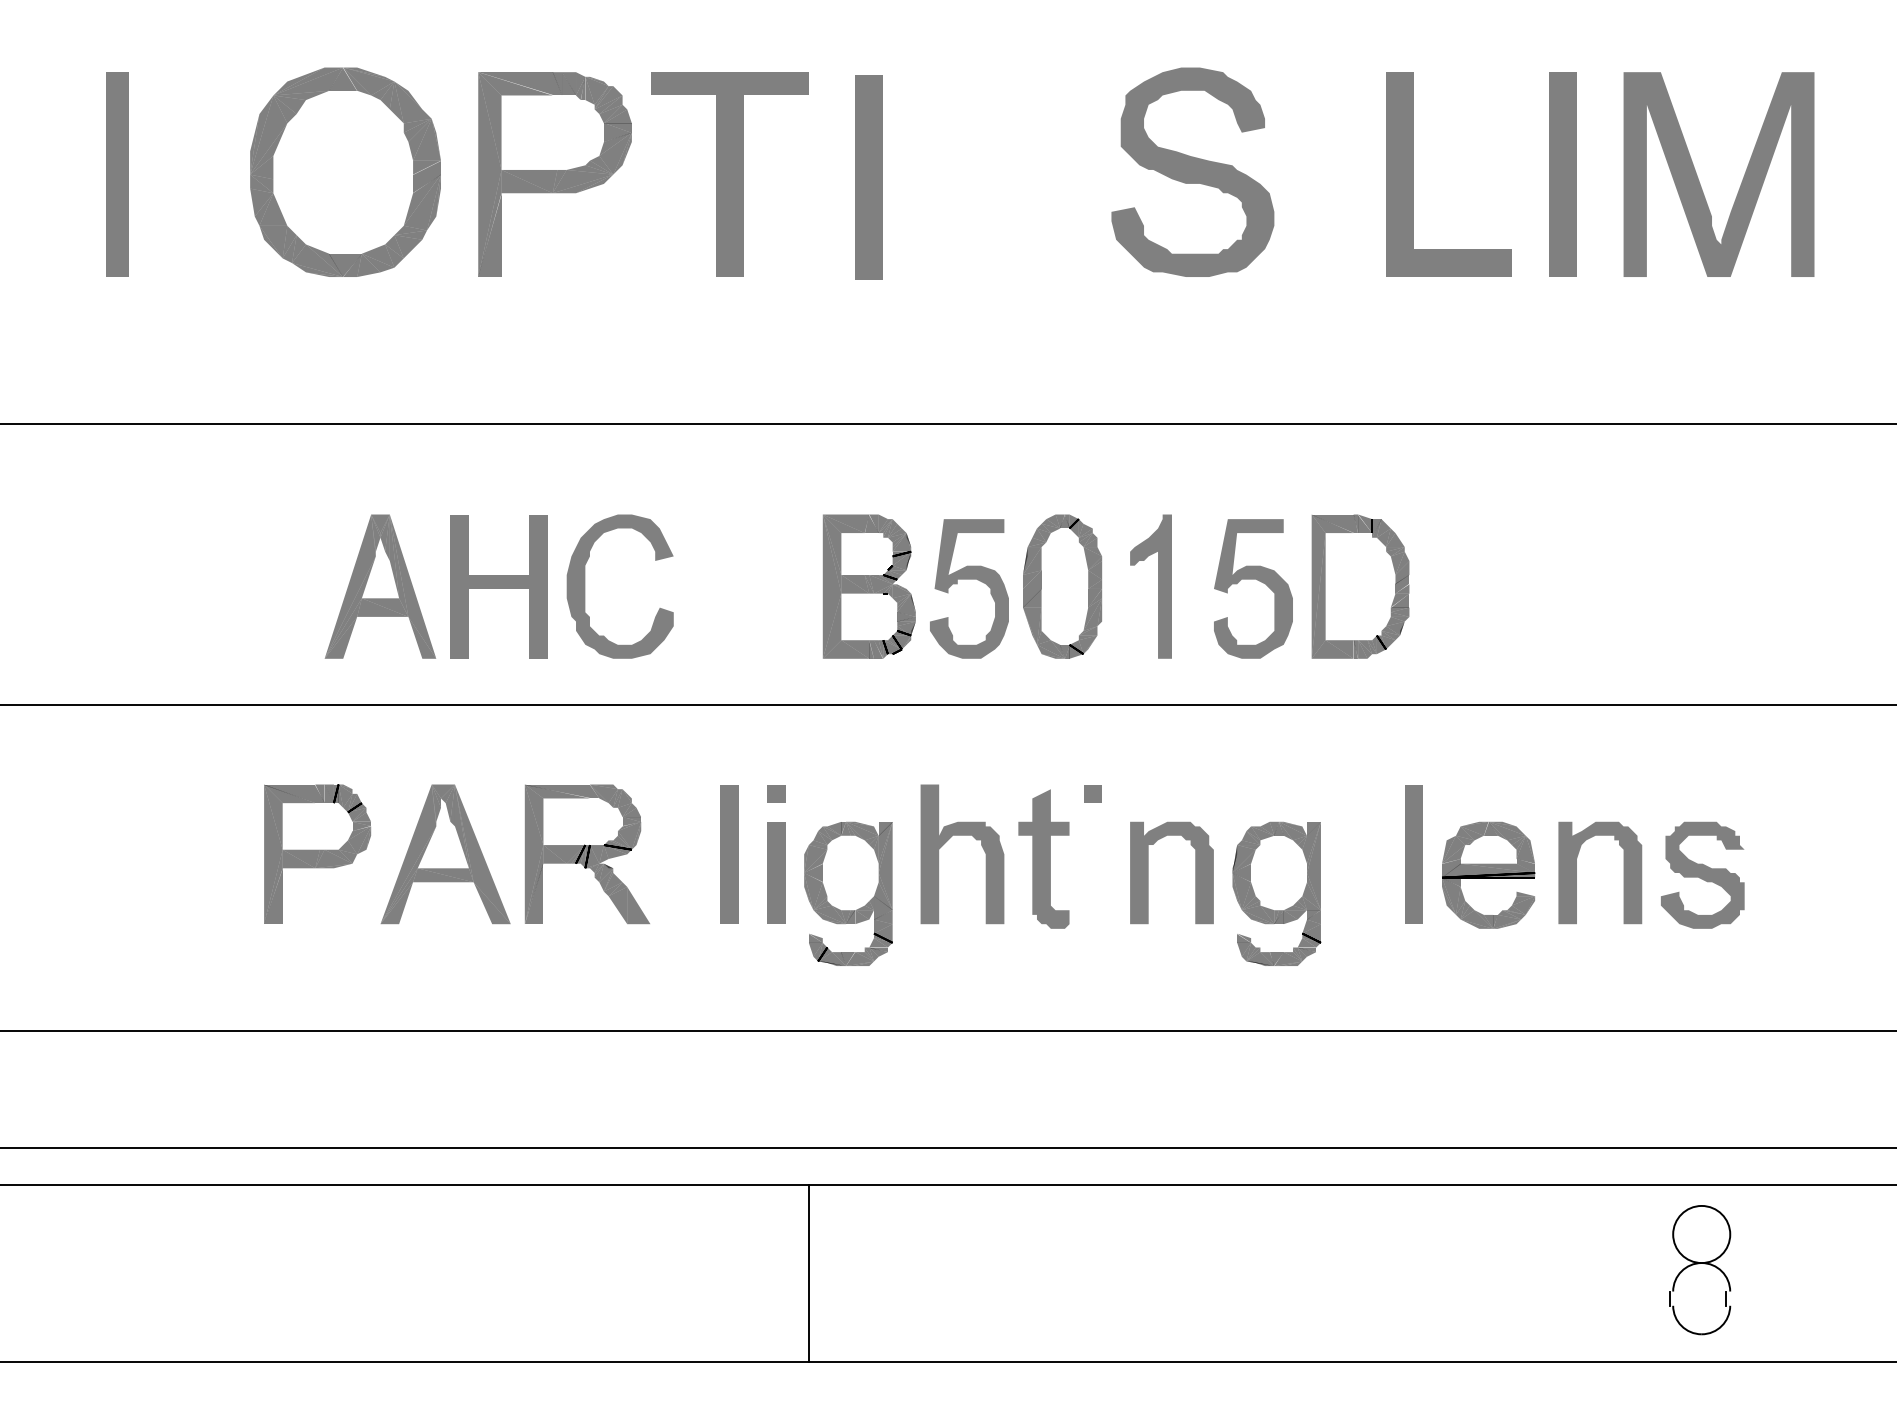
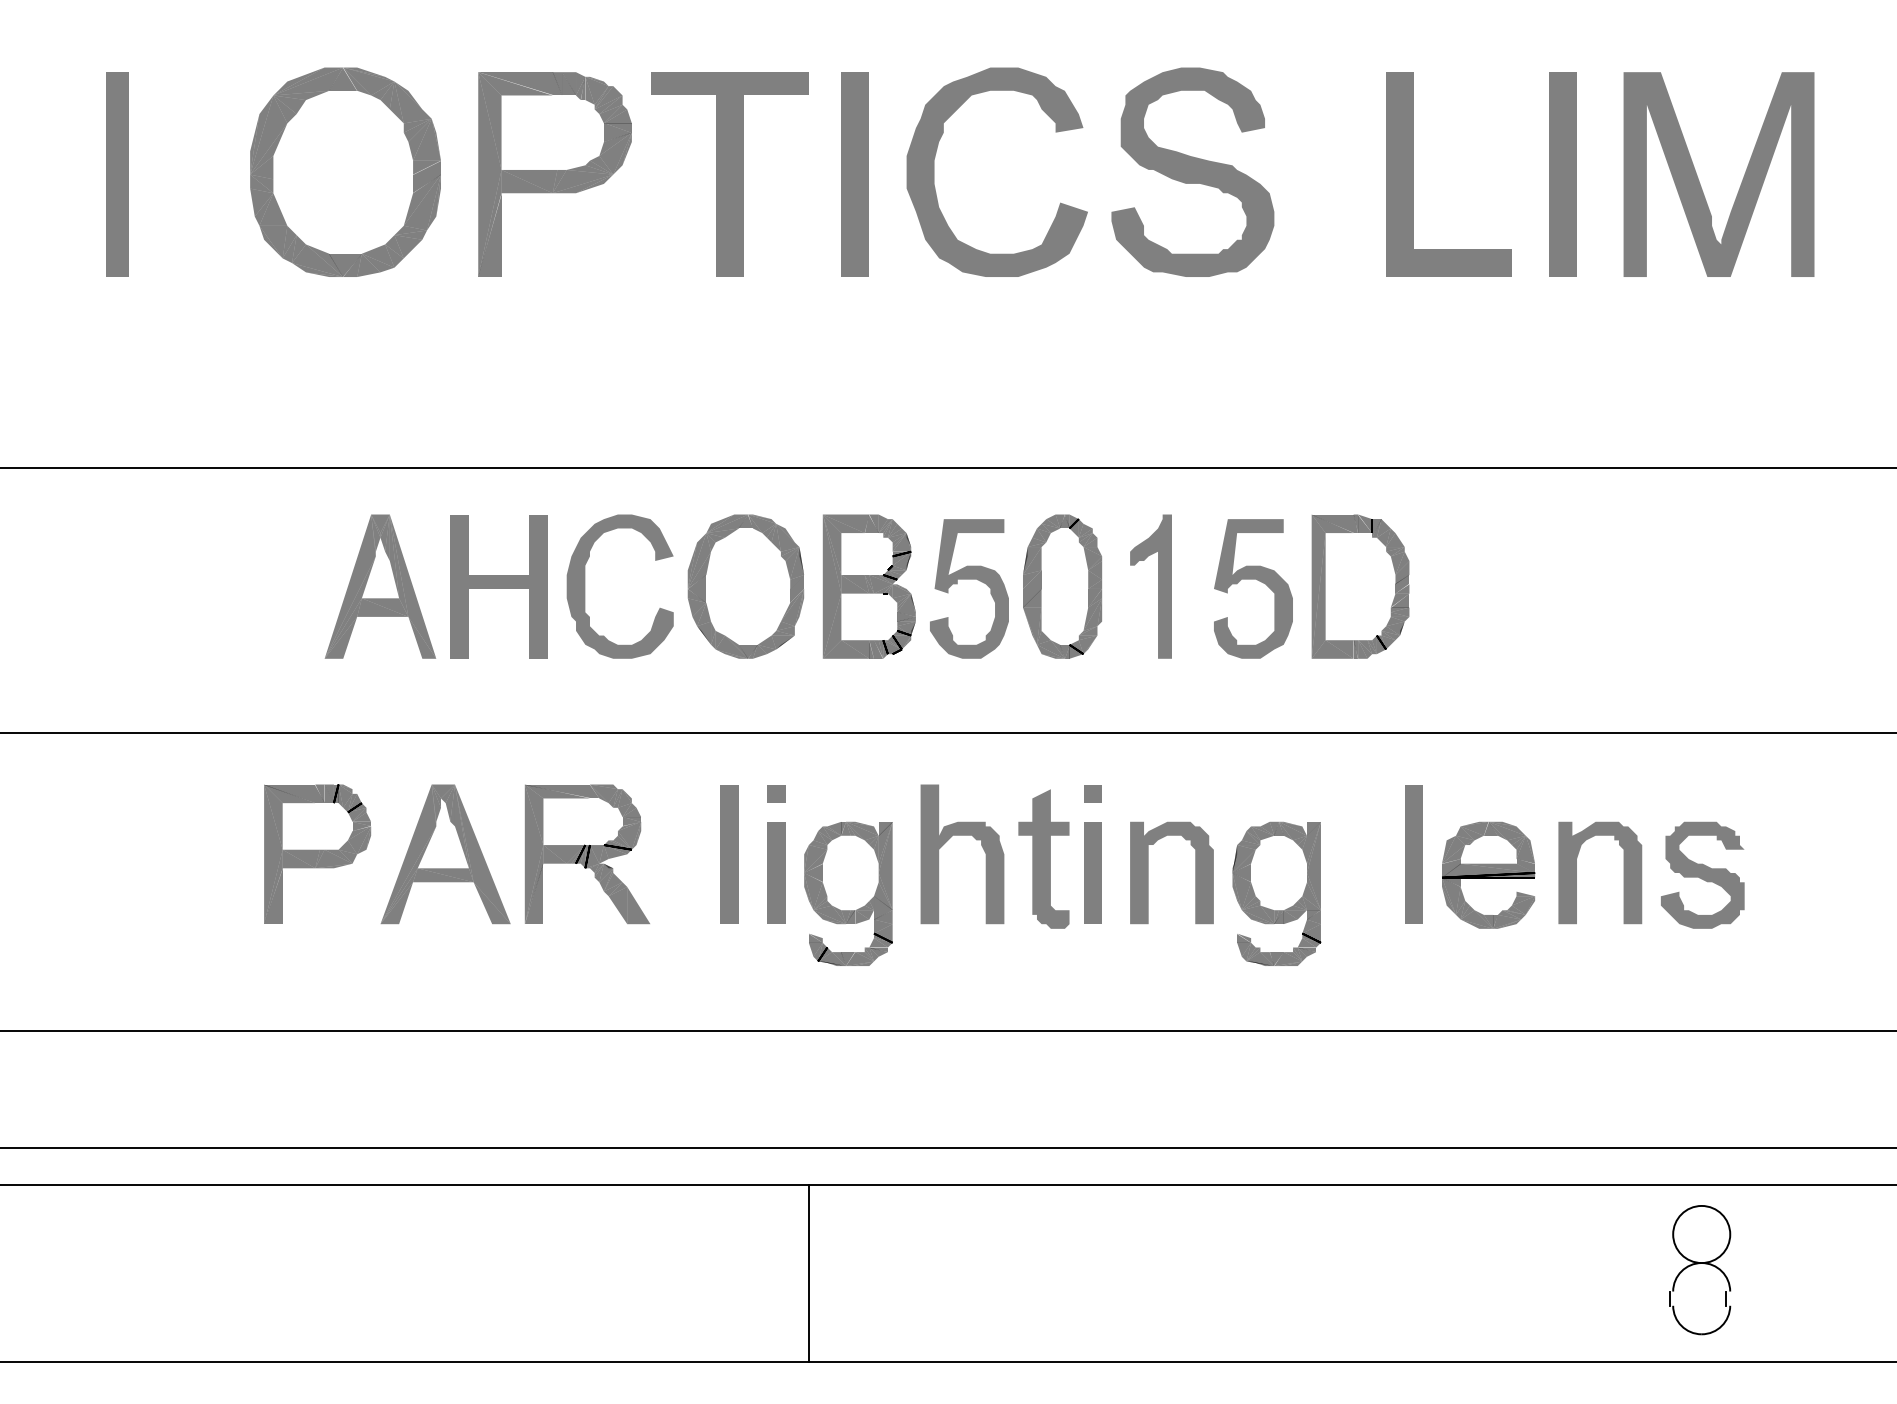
fill: none -> present (997, 172)
part position: (868, 177) -> (854, 174) (854, 174)
line position: (947, 423) -> (947, 467) (947, 467)
part: none -> present (745, 586)
line position: (947, 705) -> (947, 733) (947, 733)
fill: none -> present (1092, 872)
